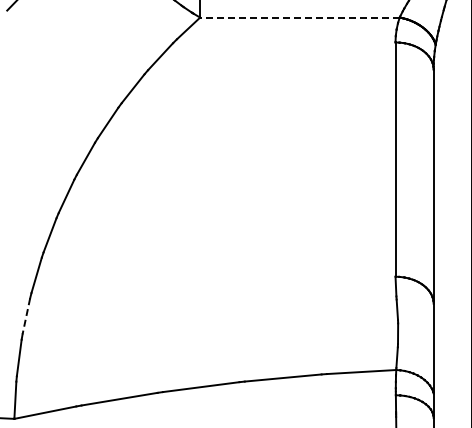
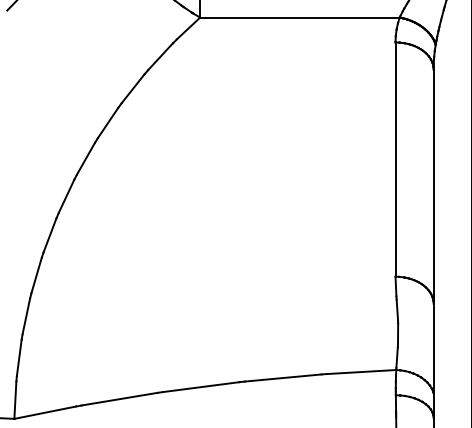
line: dashed -> solid (299, 17)
line: dashed -> solid (26, 316)
